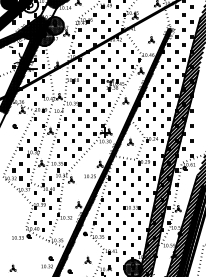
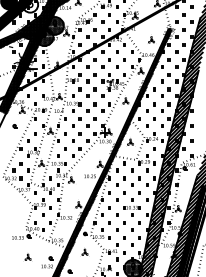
hatch: none -> present (48, 13)
part position: (87, 259) -> (84, 251) (84, 251)
part position: (12, 267) -> (27, 256) (27, 256)
